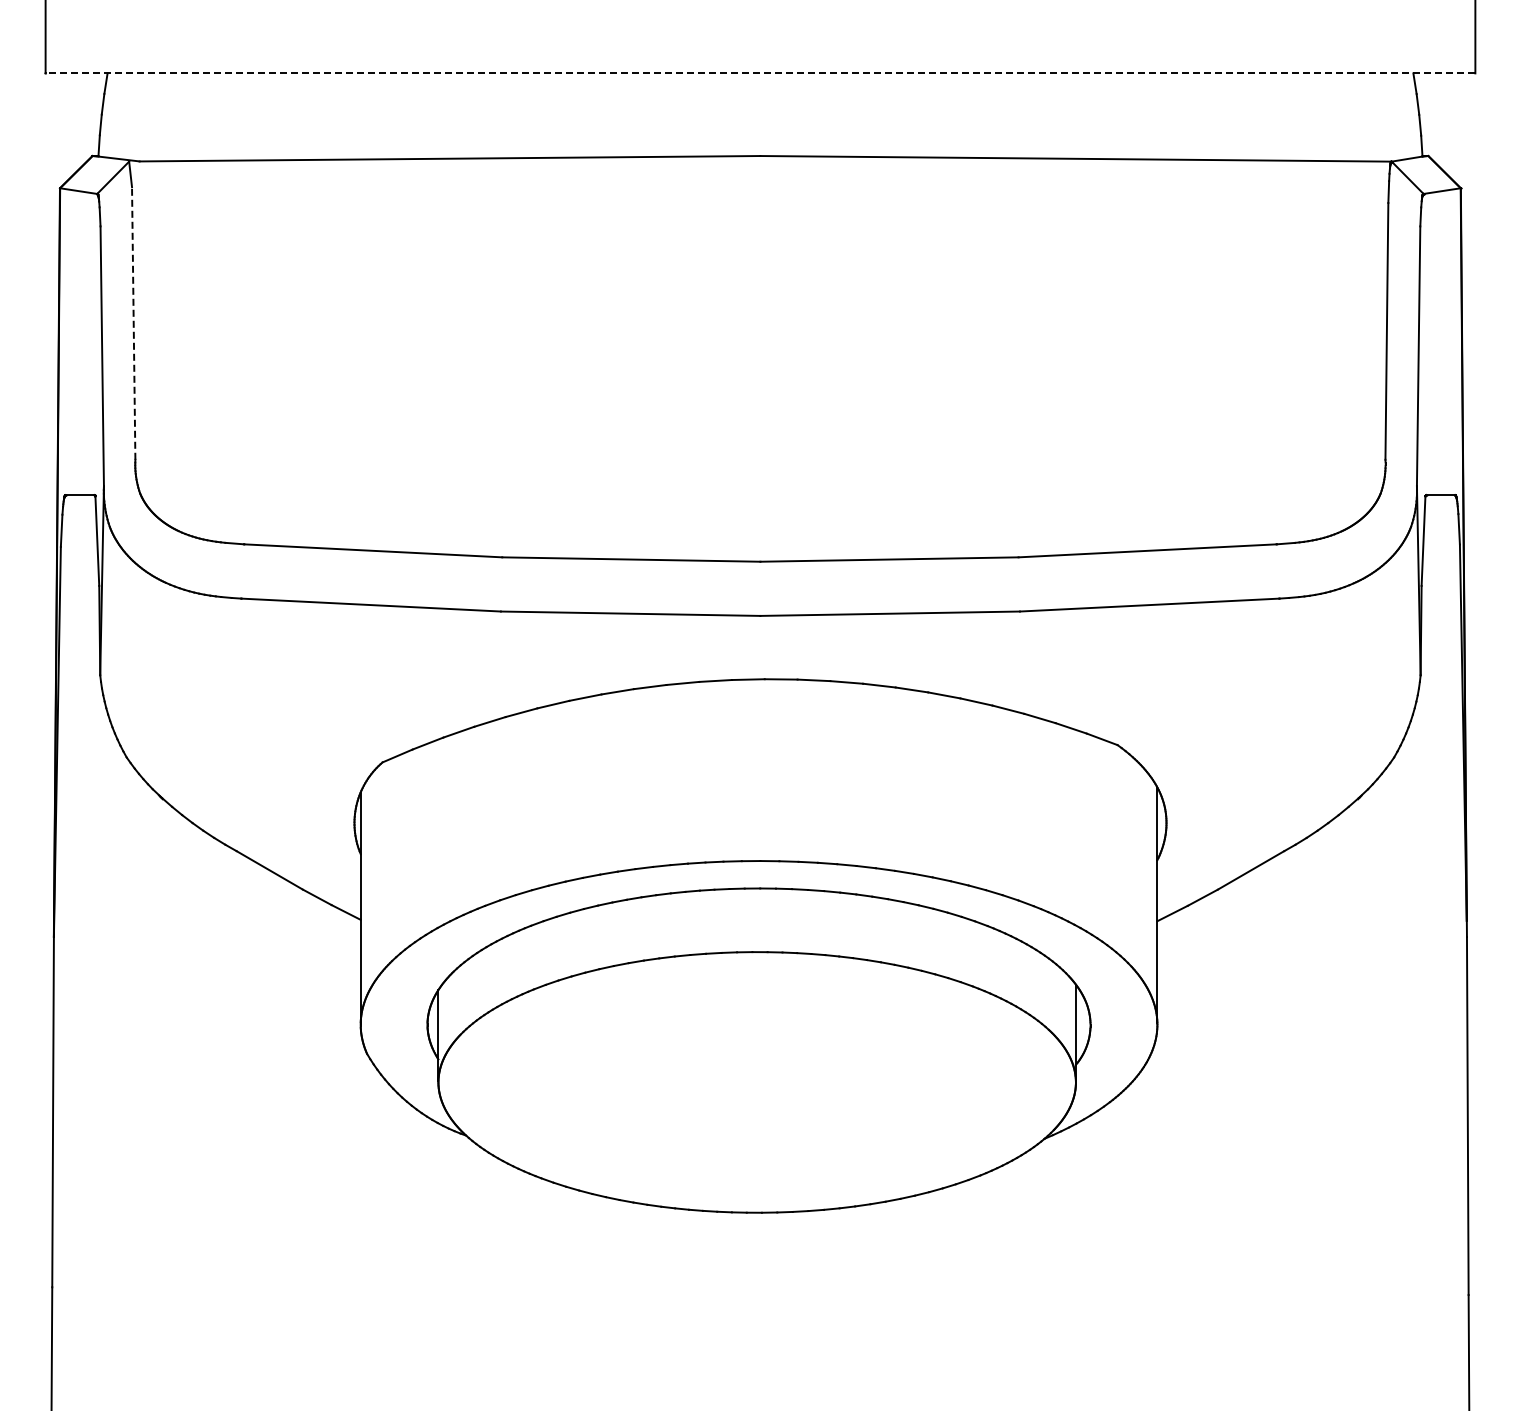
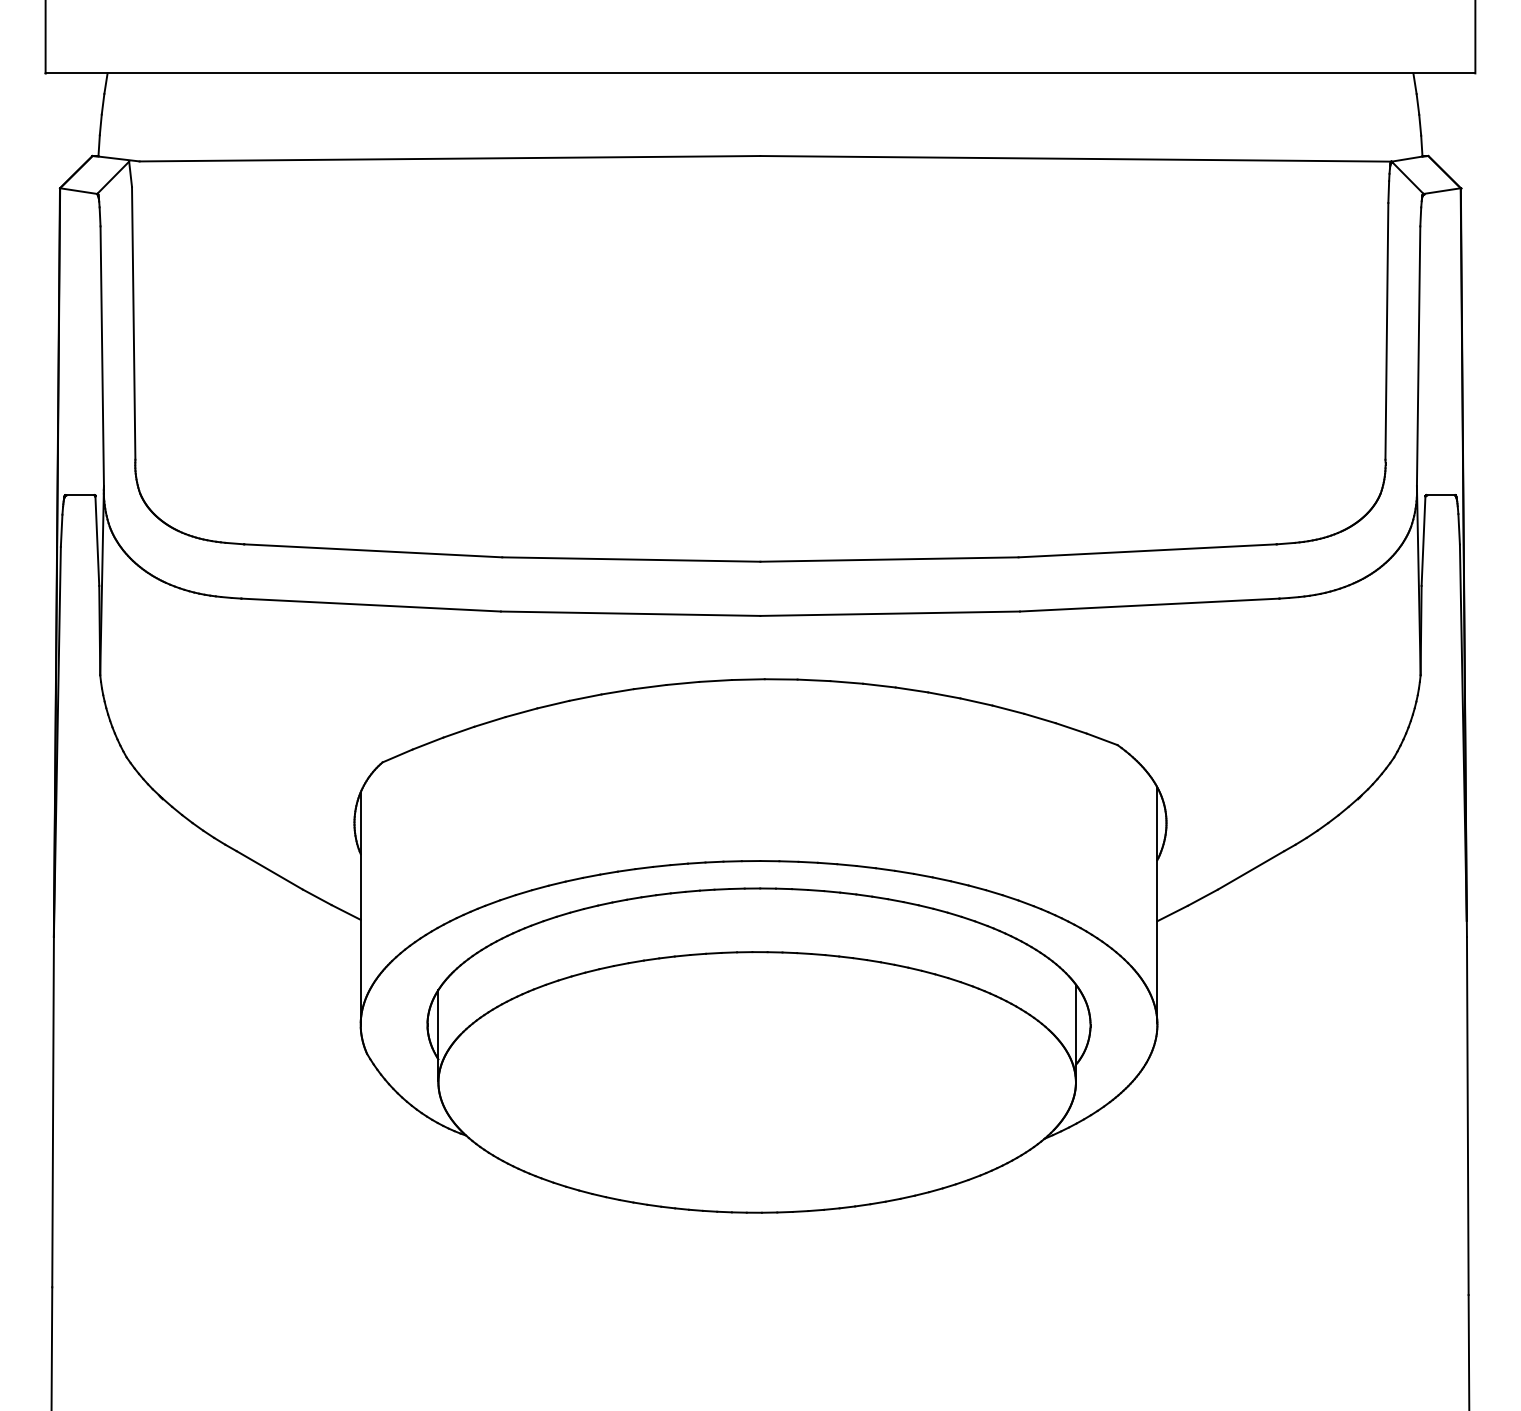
line: dashed -> solid (760, 73)
line: dashed -> solid (133, 322)
